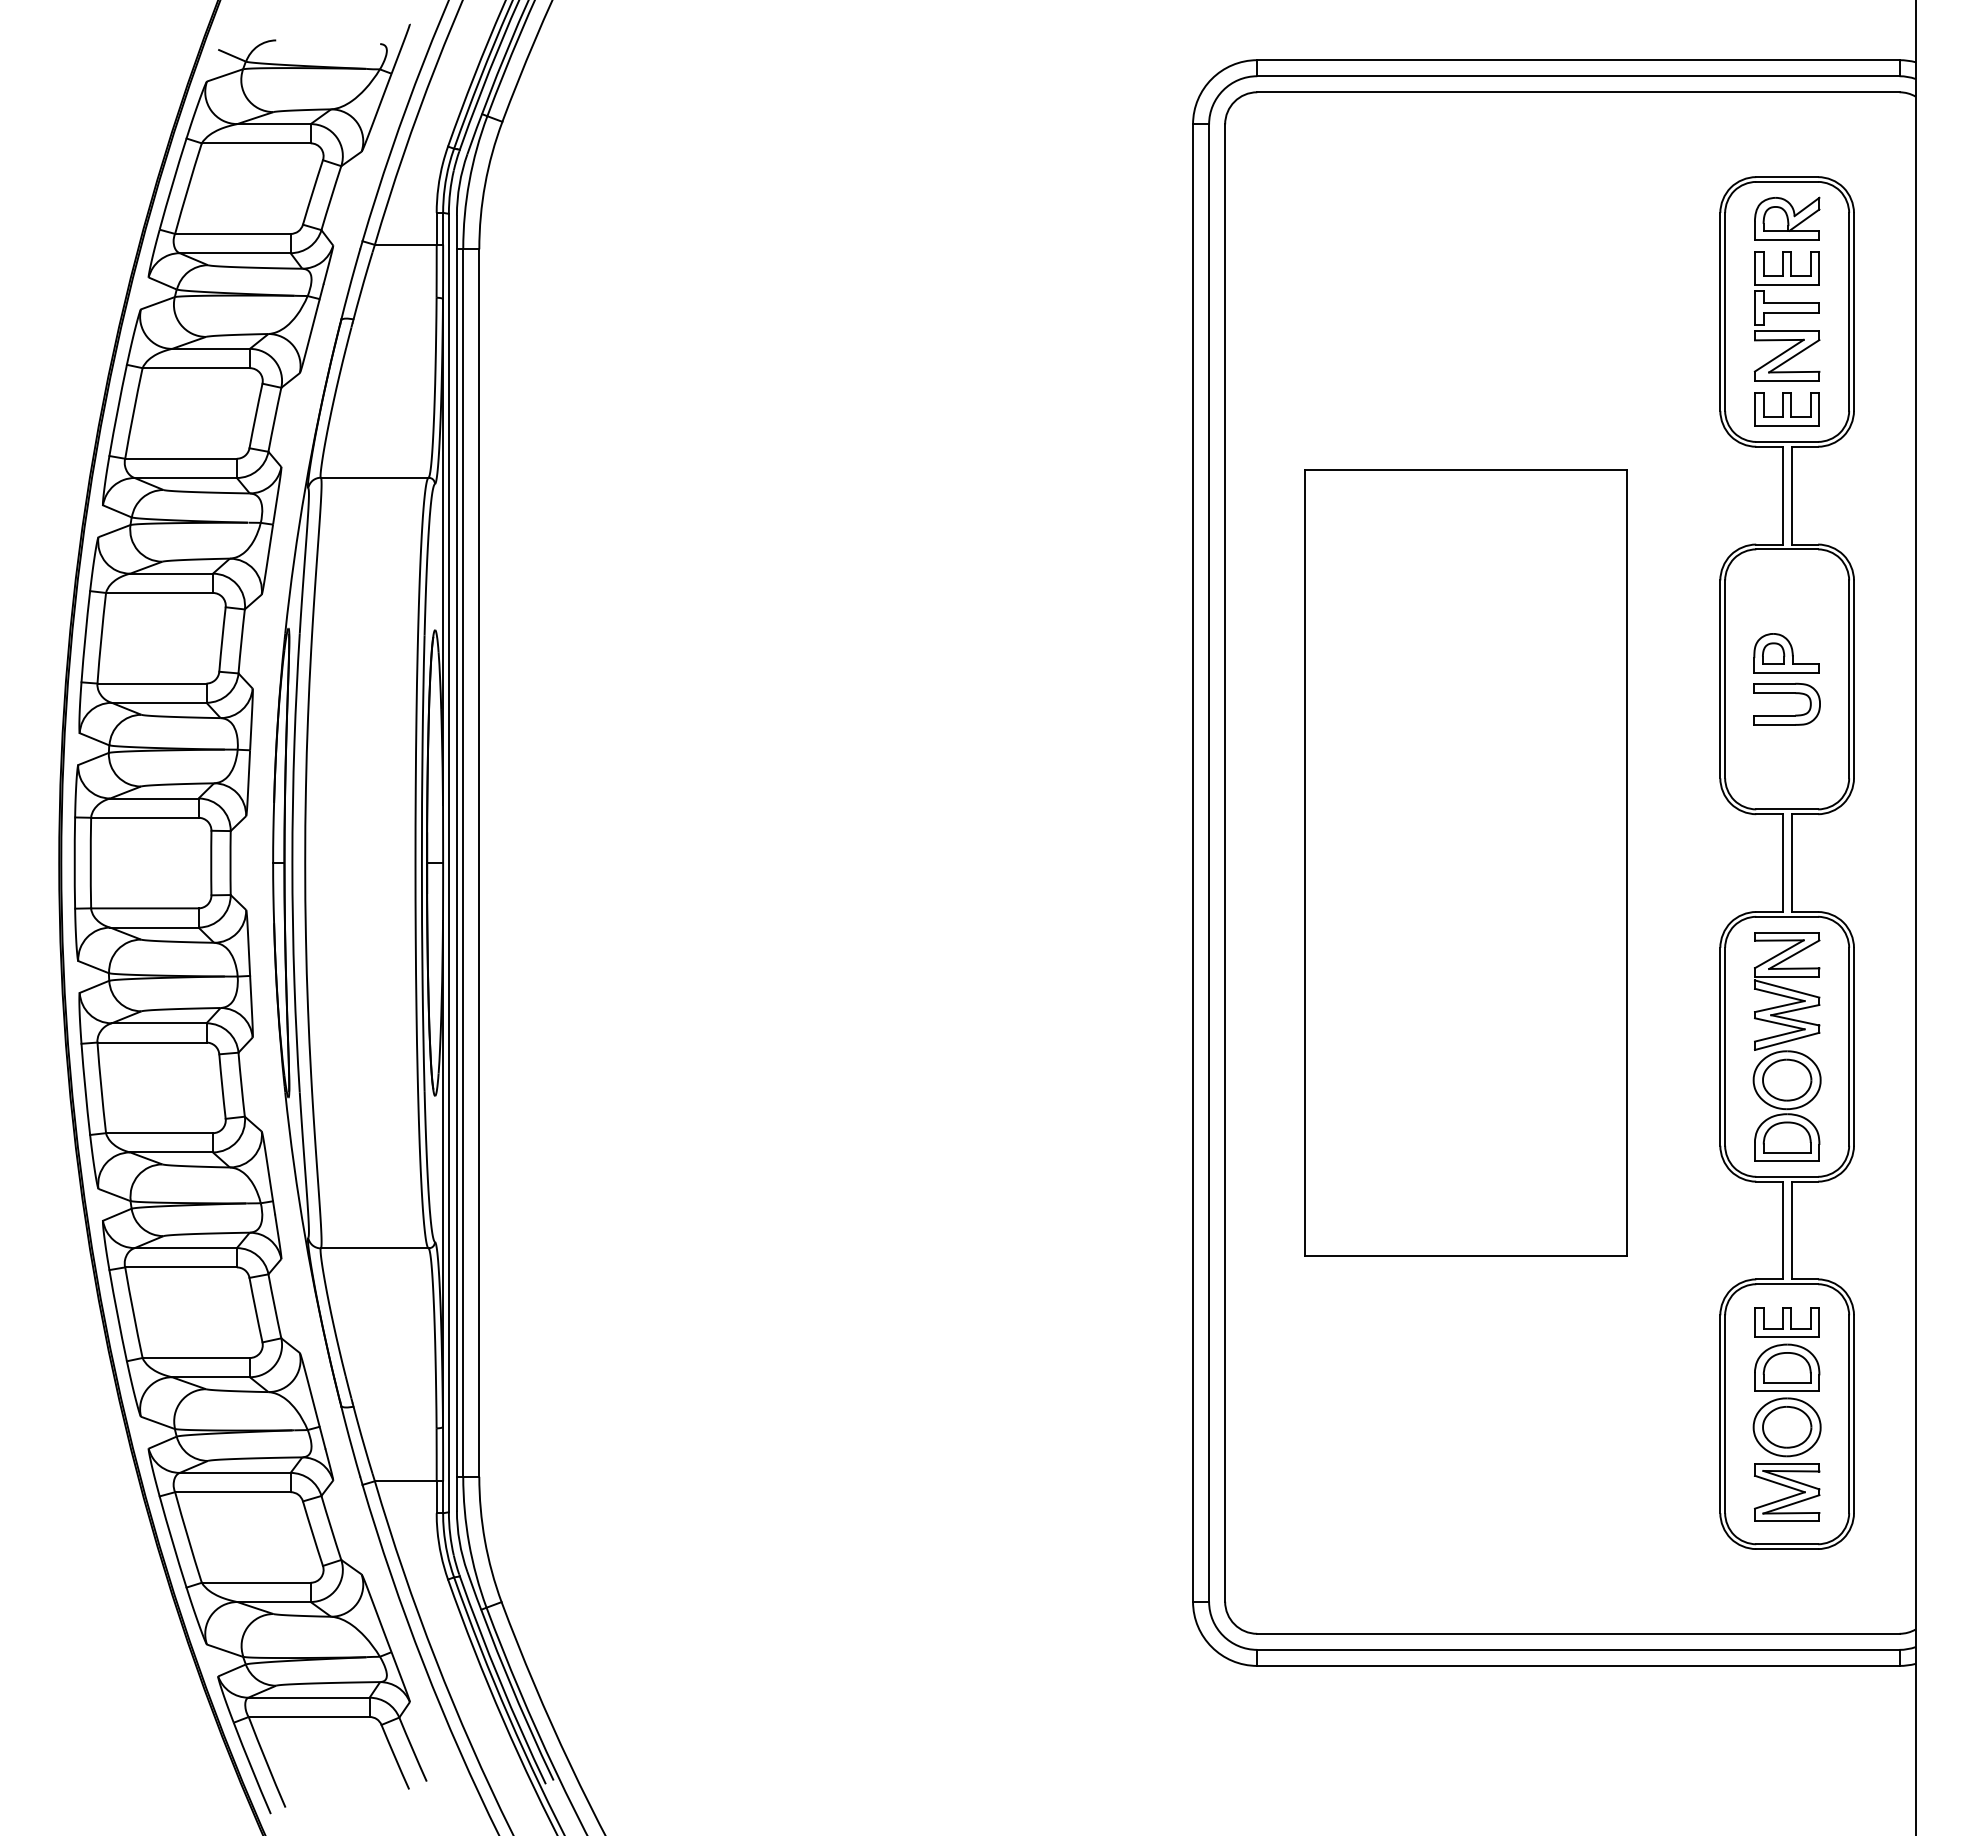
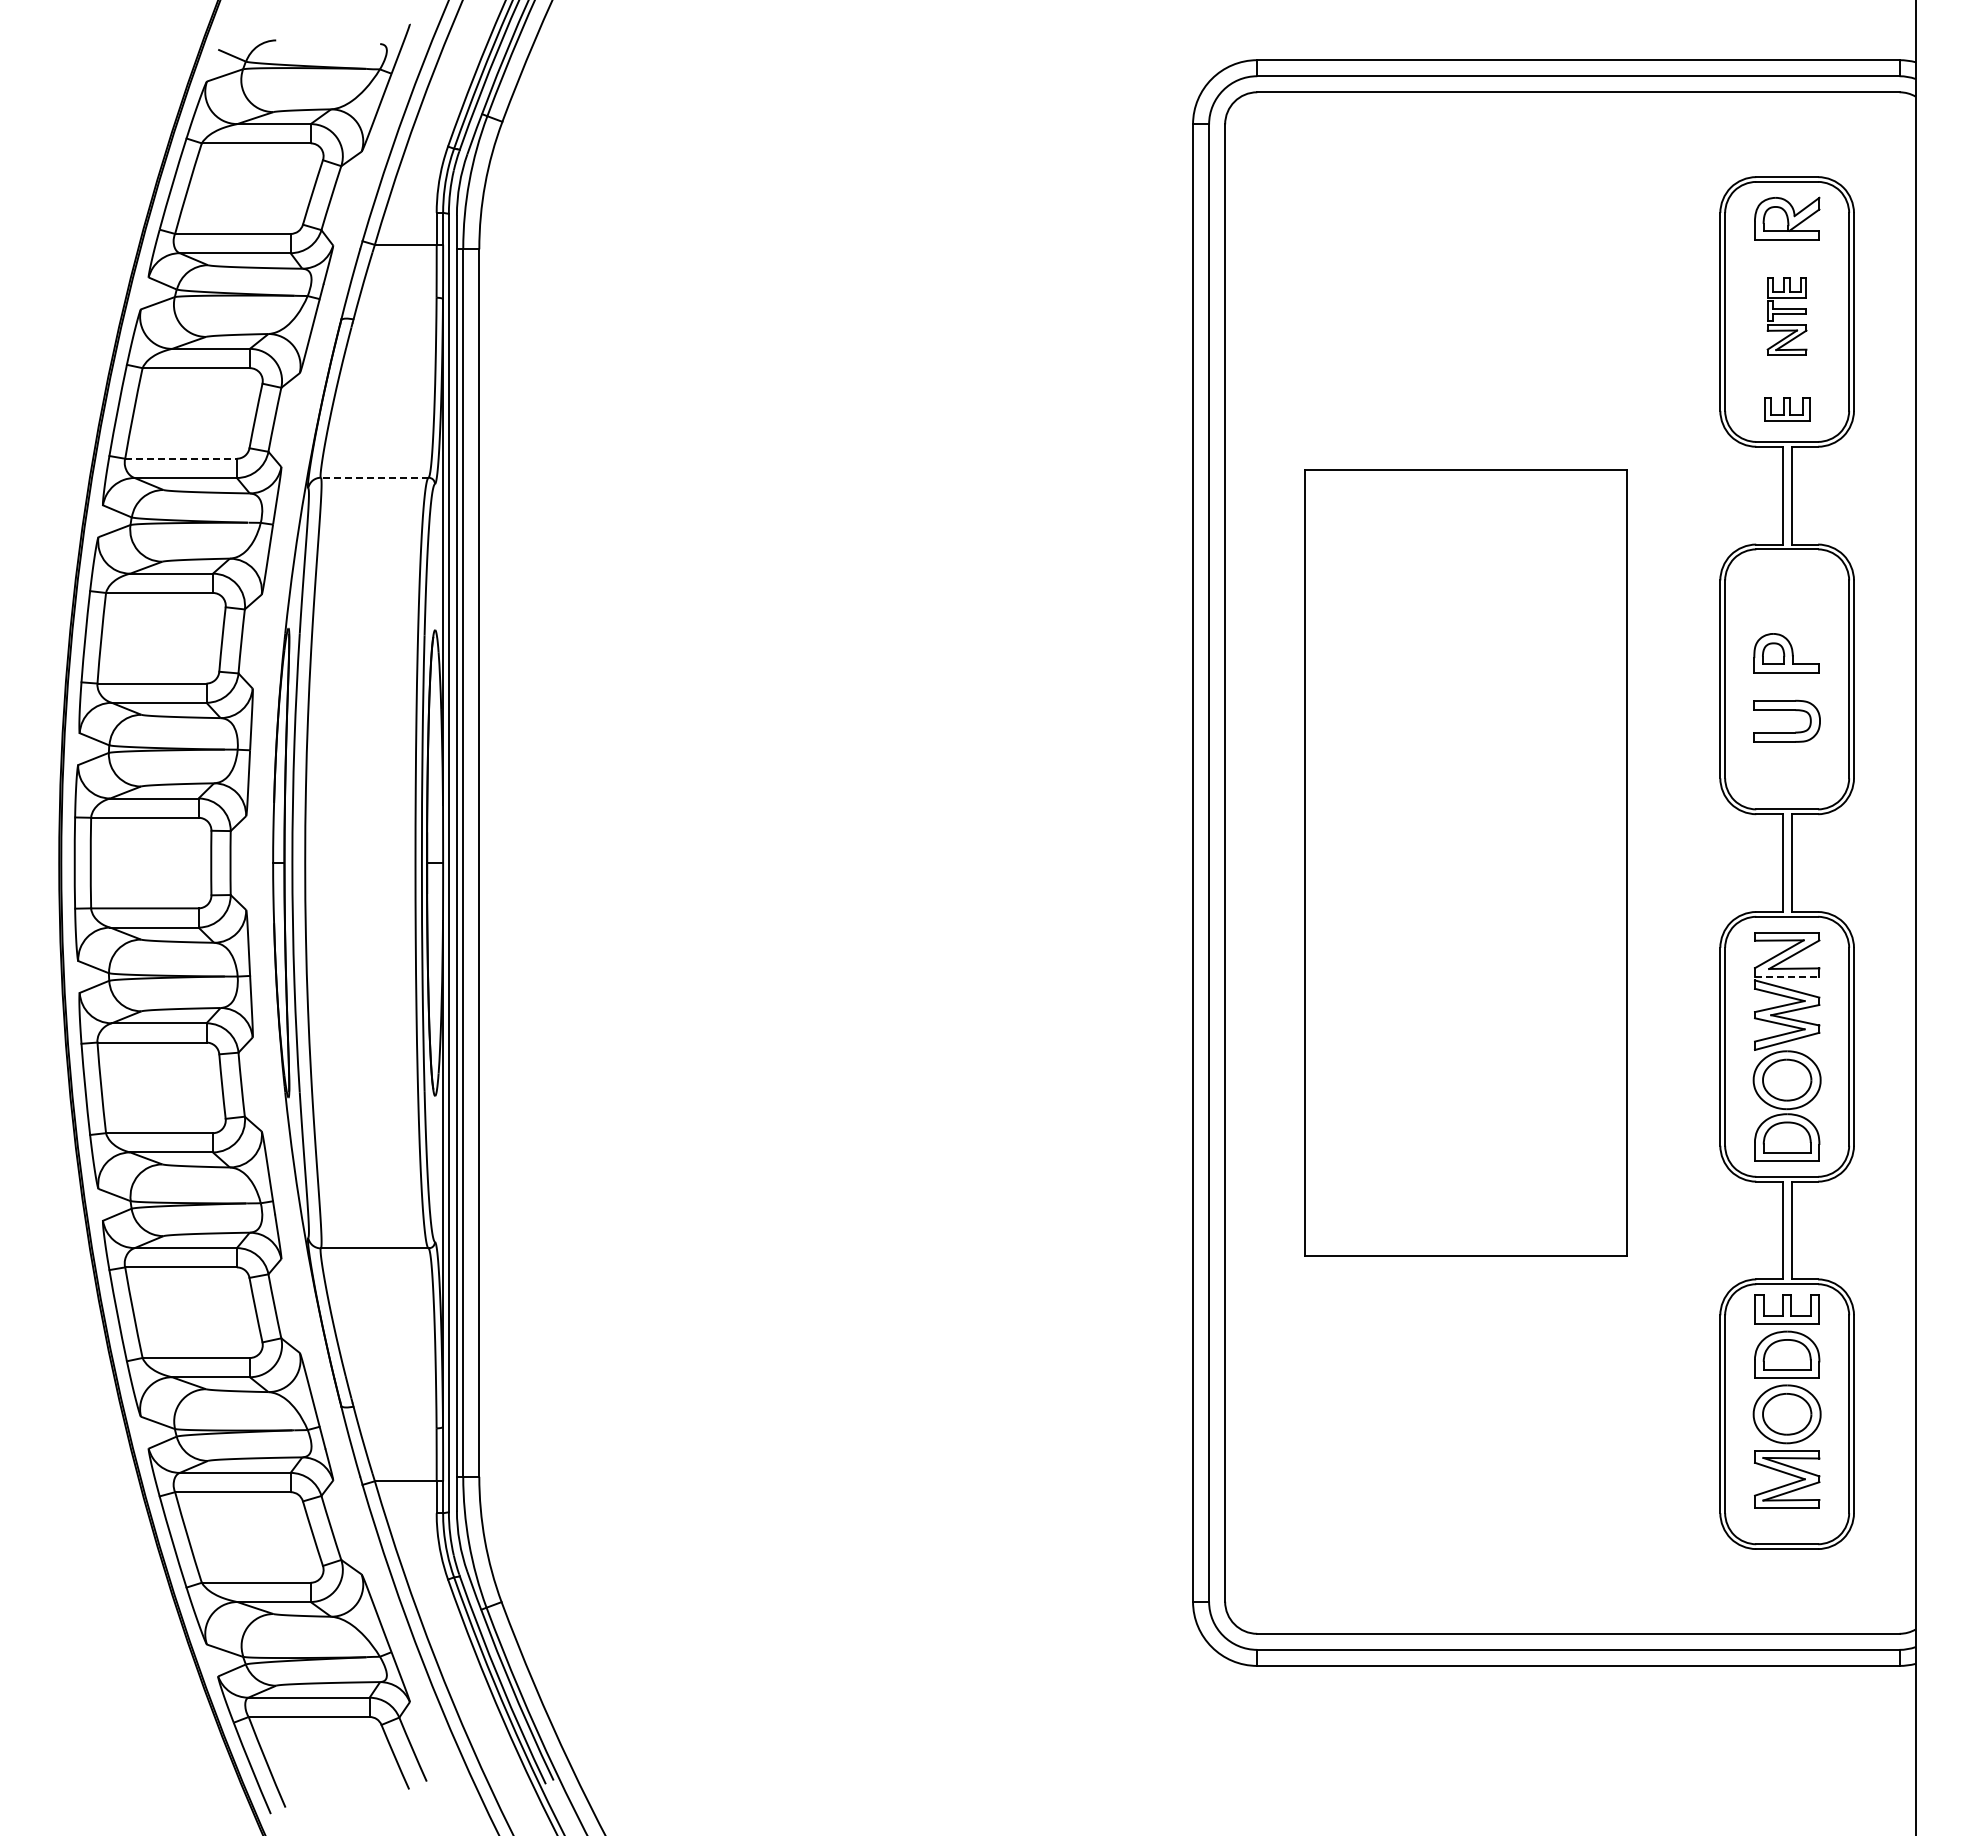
part size: 68x131 px -> 42x79 px (1786, 316)
part size: 66x35 px -> 47x25 px (1787, 409)
line: solid -> dashed (181, 458)
line: solid -> dashed (374, 477)
part position: (1786, 693) -> (1786, 710) (1786, 710)
line: solid -> dashed (1787, 976)
part position: (1786, 1414) -> (1786, 1401) (1786, 1401)
